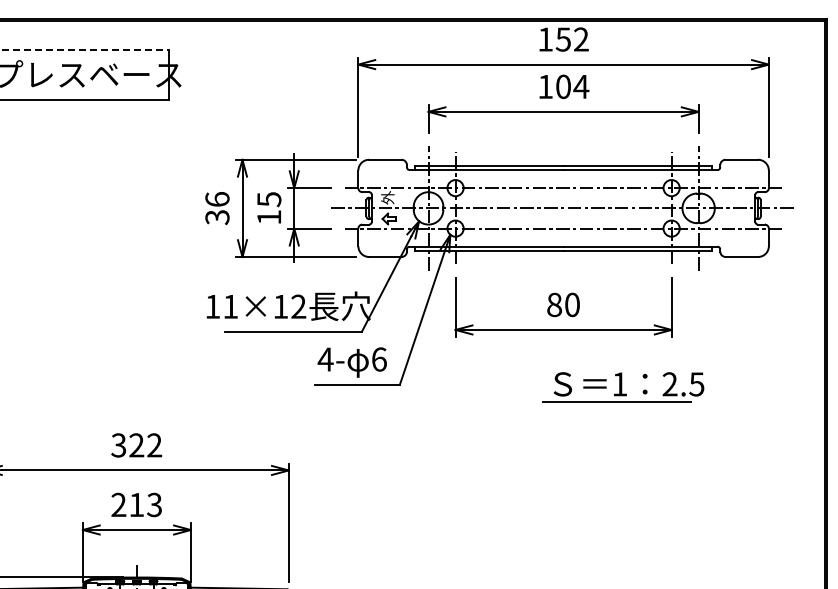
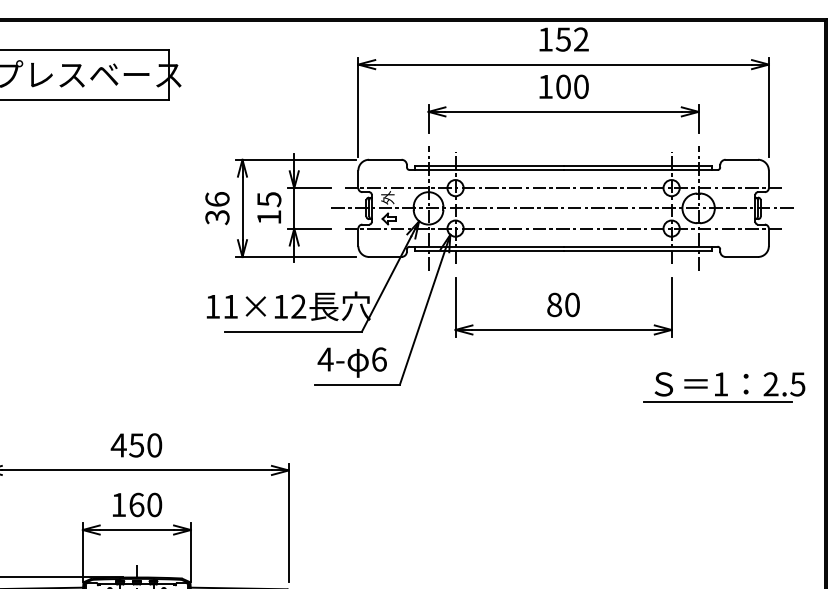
line: dashed -> solid (85, 49)
text: 104 -> 100 (581, 86)
part position: (623, 387) -> (724, 387) (724, 387)
text: 322 -> 450 (136, 445)
text: 213 -> 160 (136, 504)
